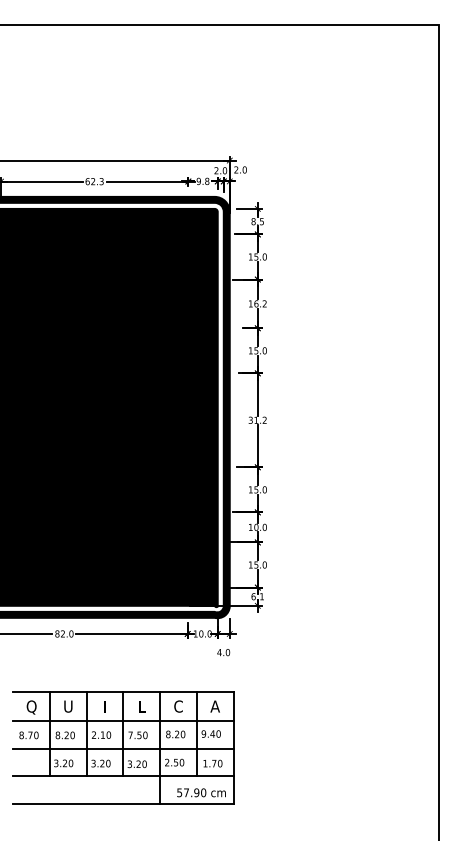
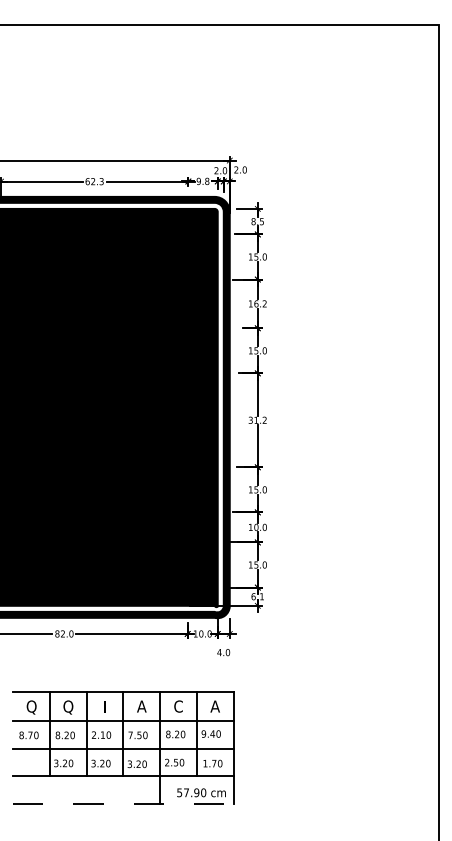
text: L -> A (141, 706)
text: U -> Q (68, 707)
line: solid -> dashed (123, 803)
